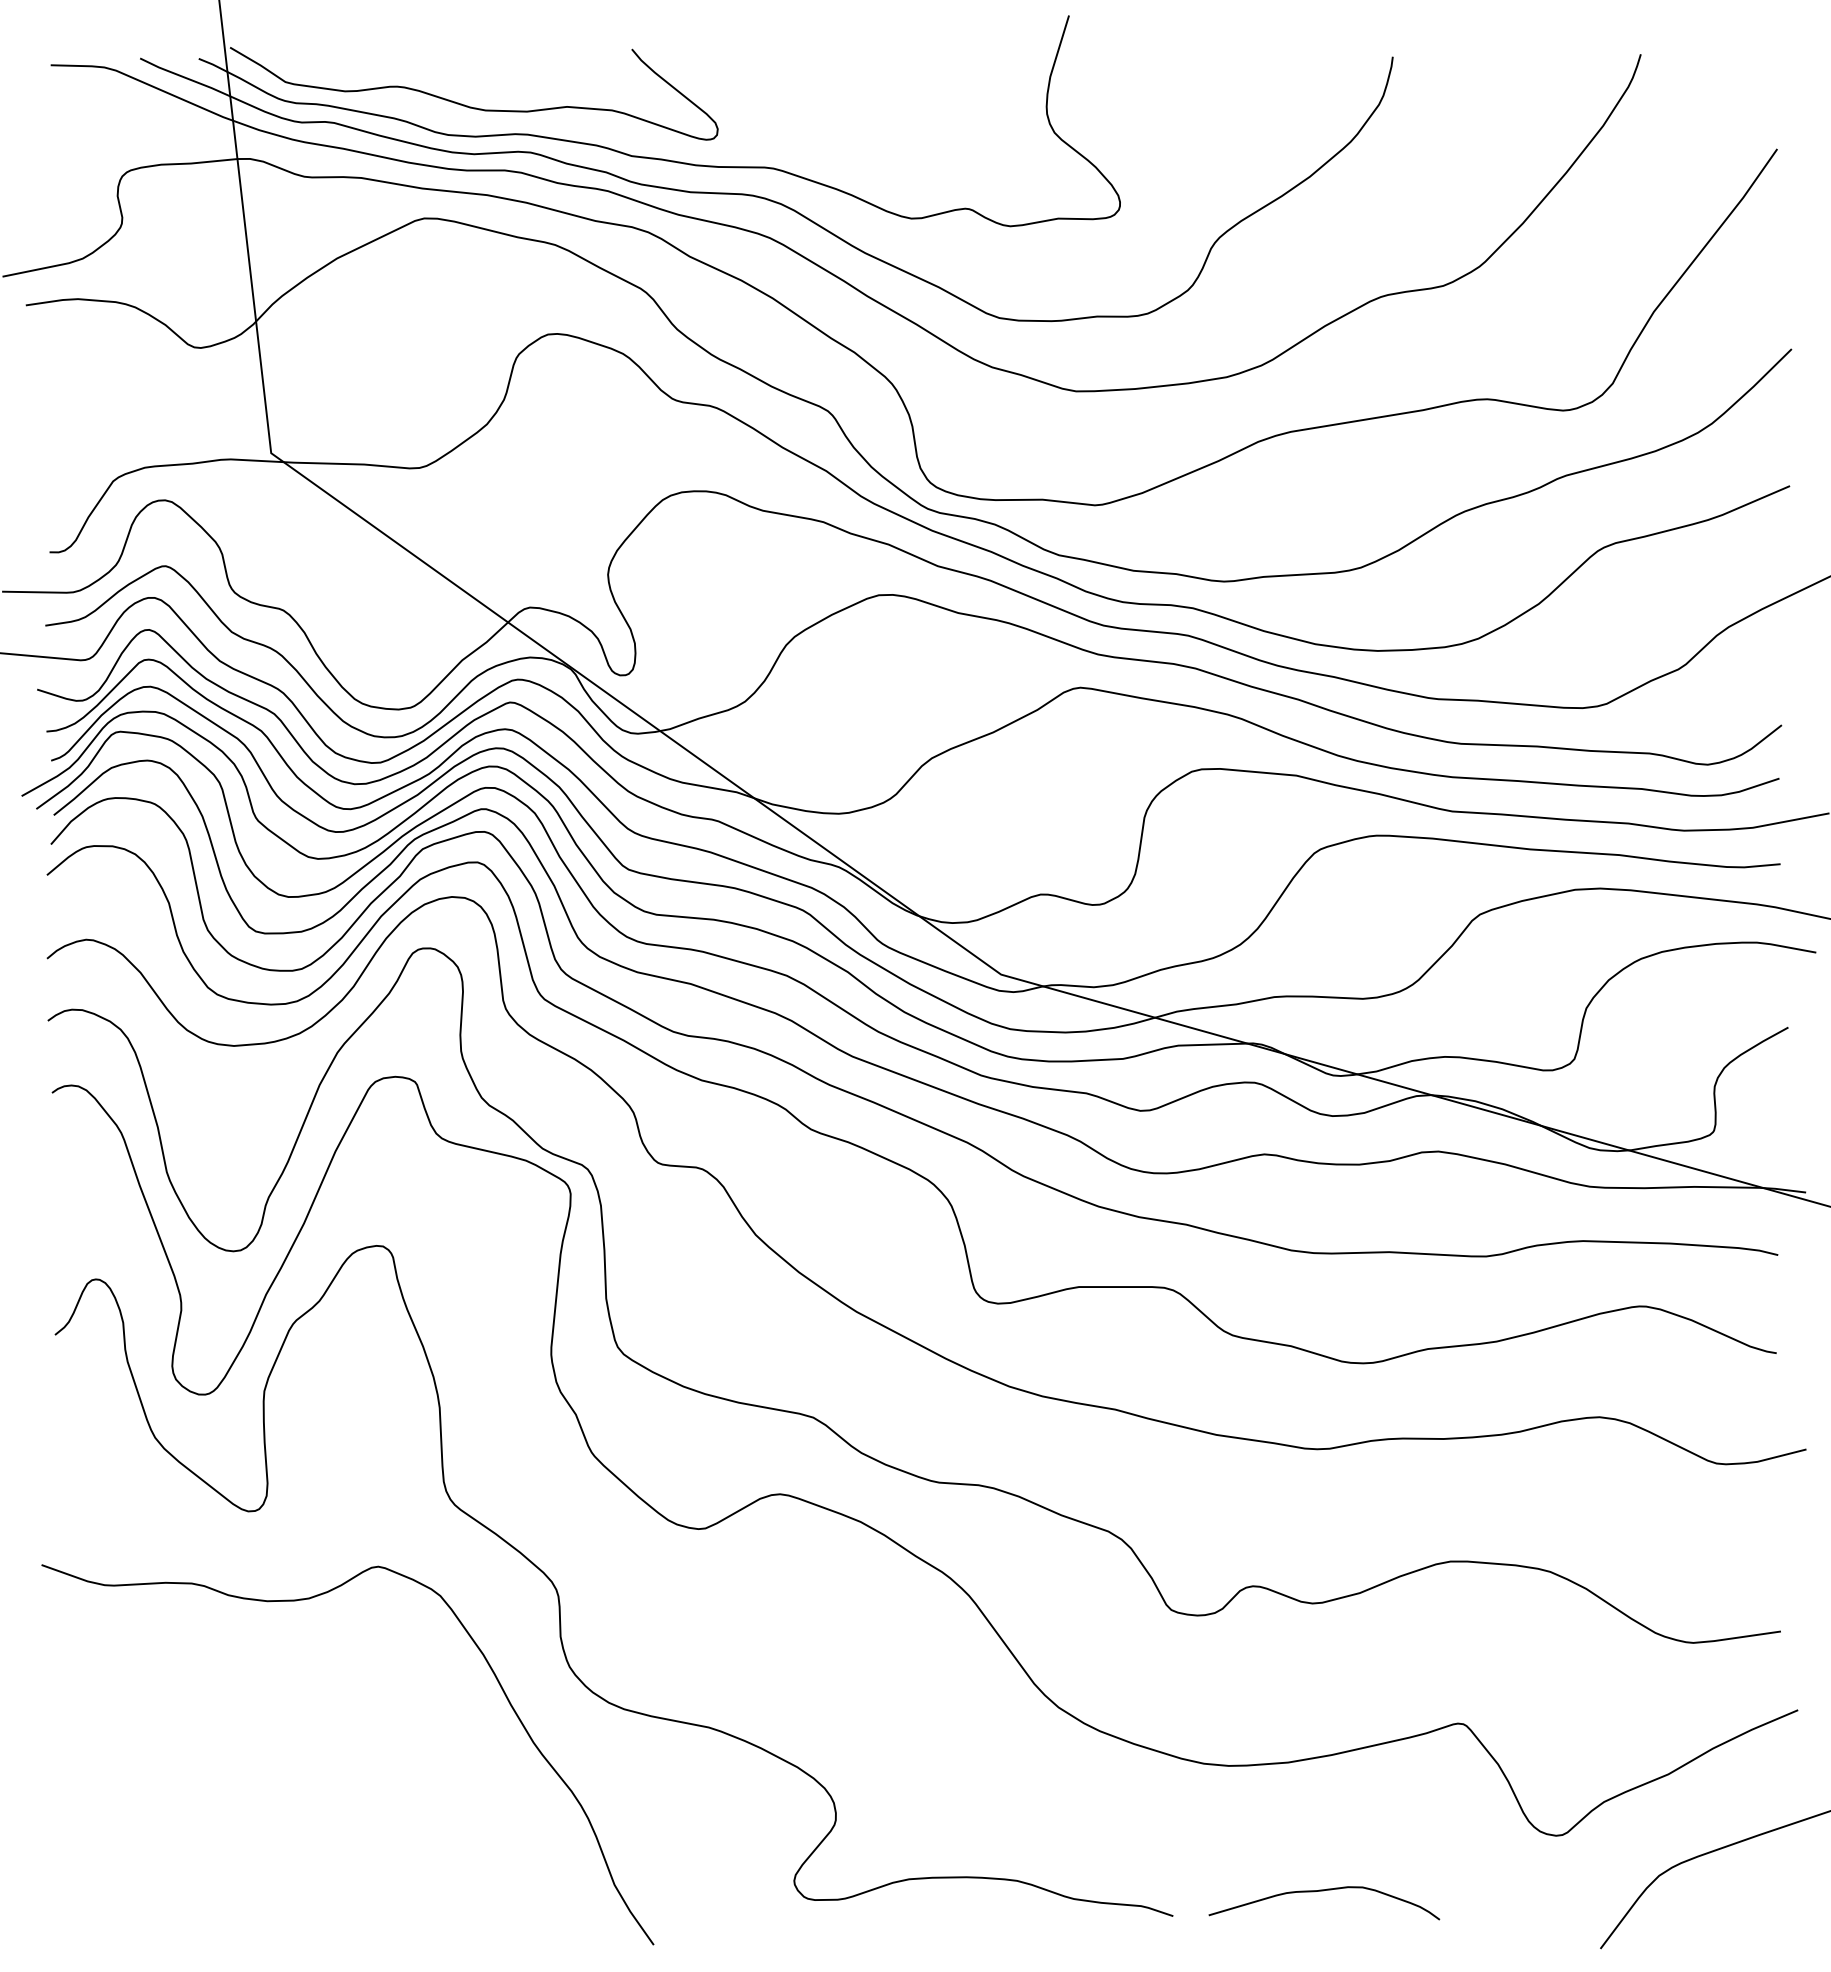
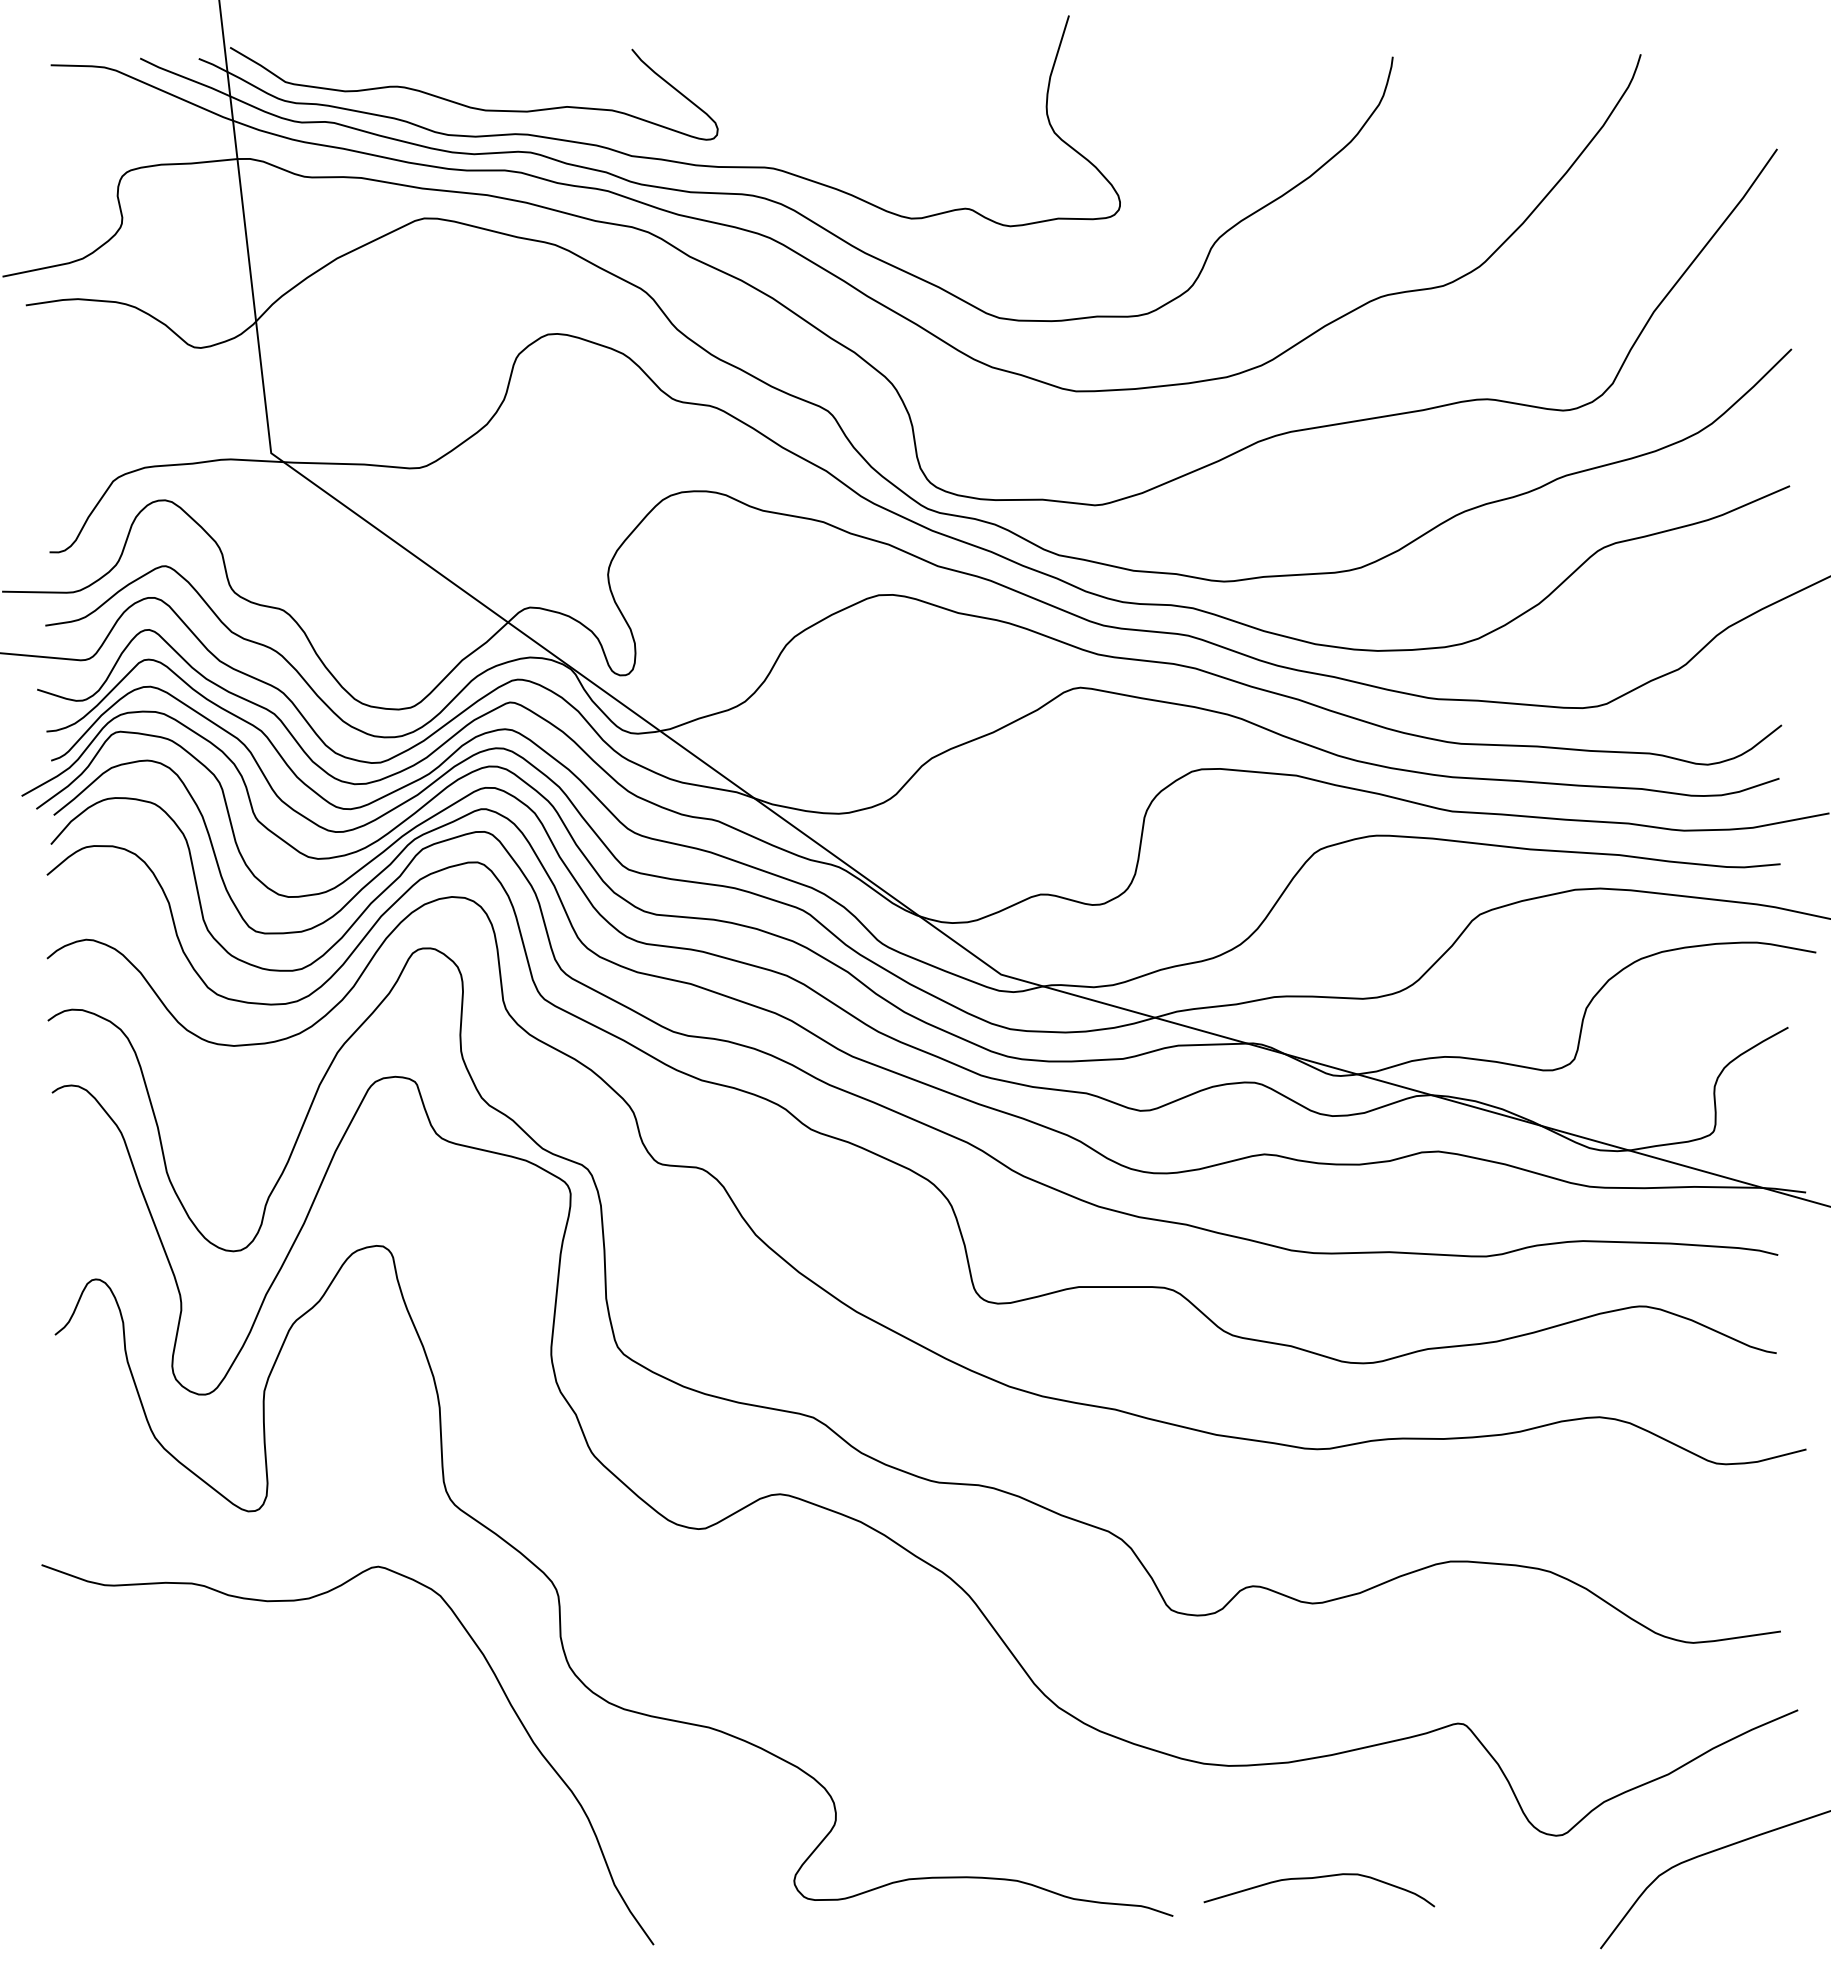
curve position: (1323, 1891) -> (1318, 1878) (1318, 1878)
